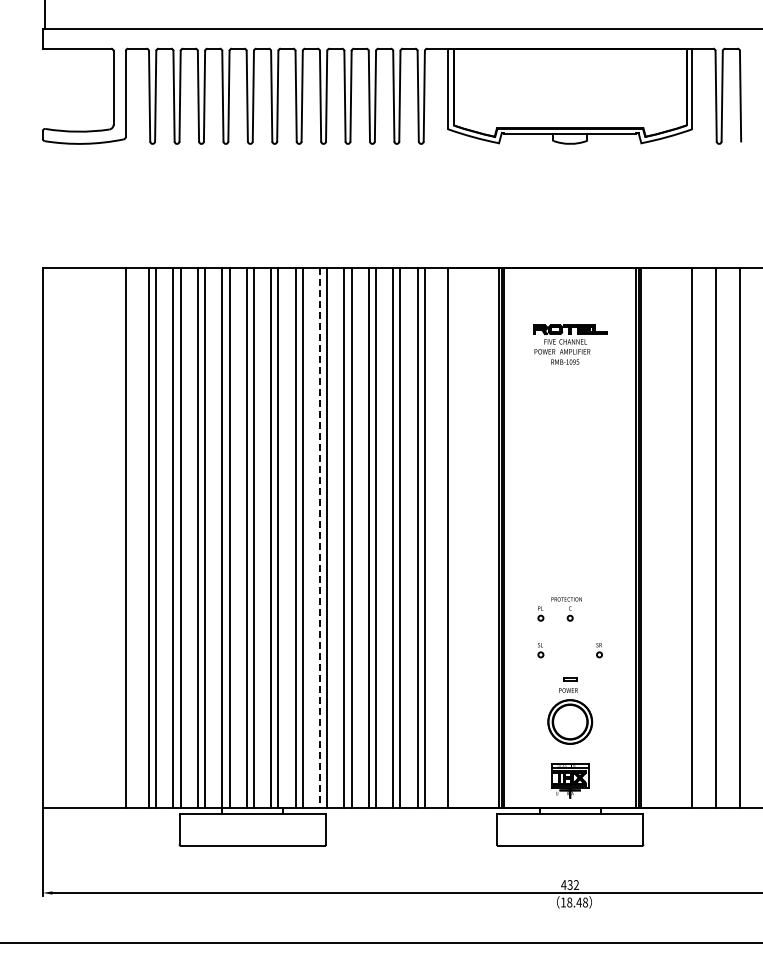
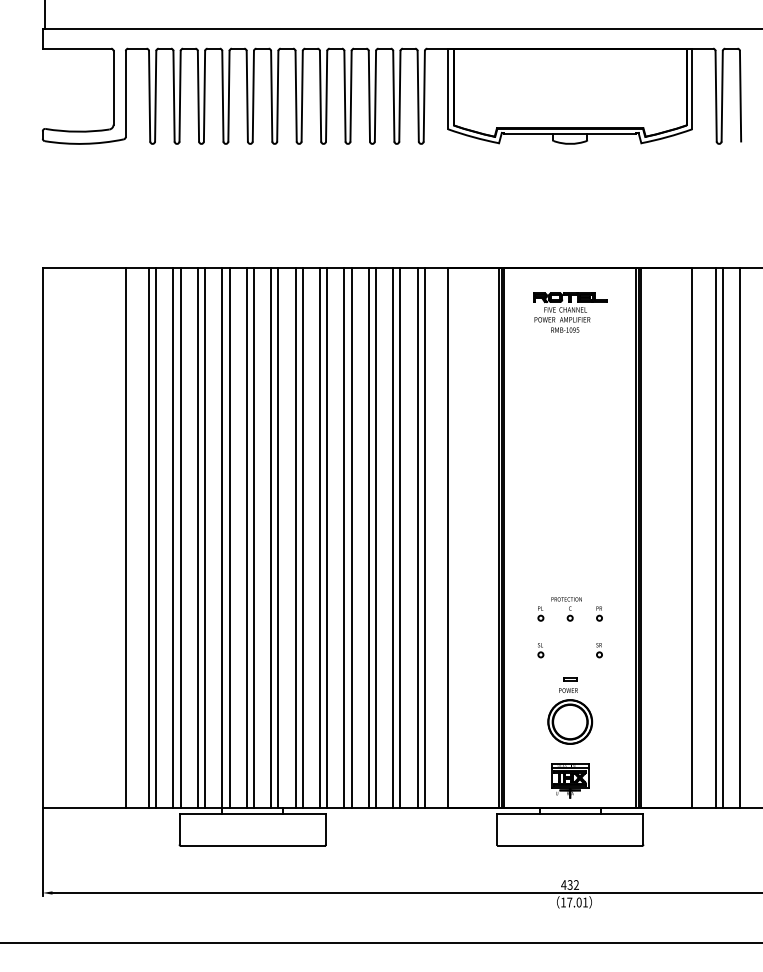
part position: (570, 344) -> (570, 312) (570, 312)
line: dashed -> solid (319, 537)
line: none -> present (722, 537)
part: none -> present (599, 613)
text: 18.48 -> 17.01 (577, 902)
